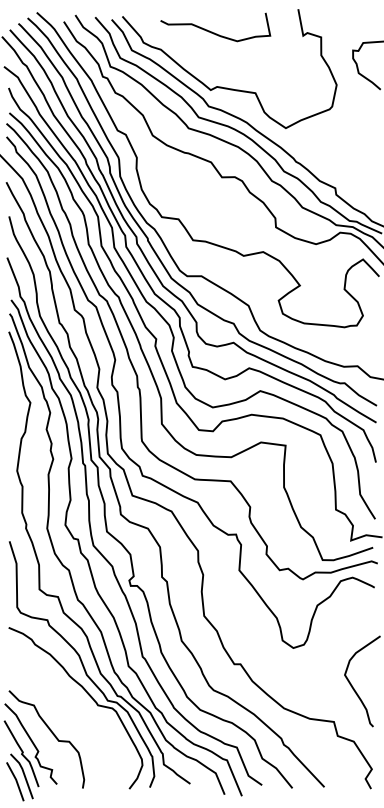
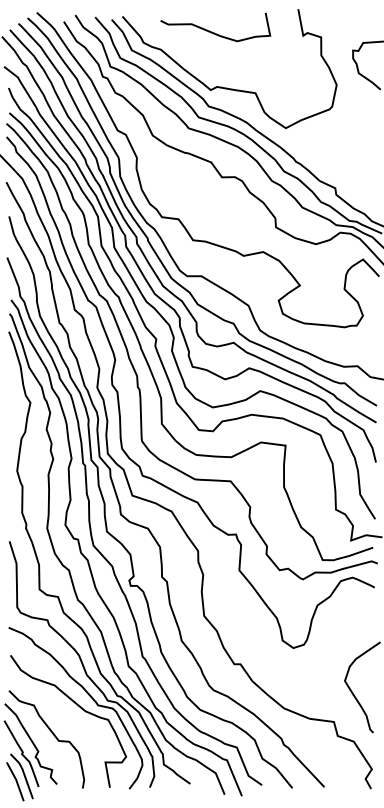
curve position: (353, 686) -> (353, 692) (353, 692)
curve: none -> present (80, 708)
